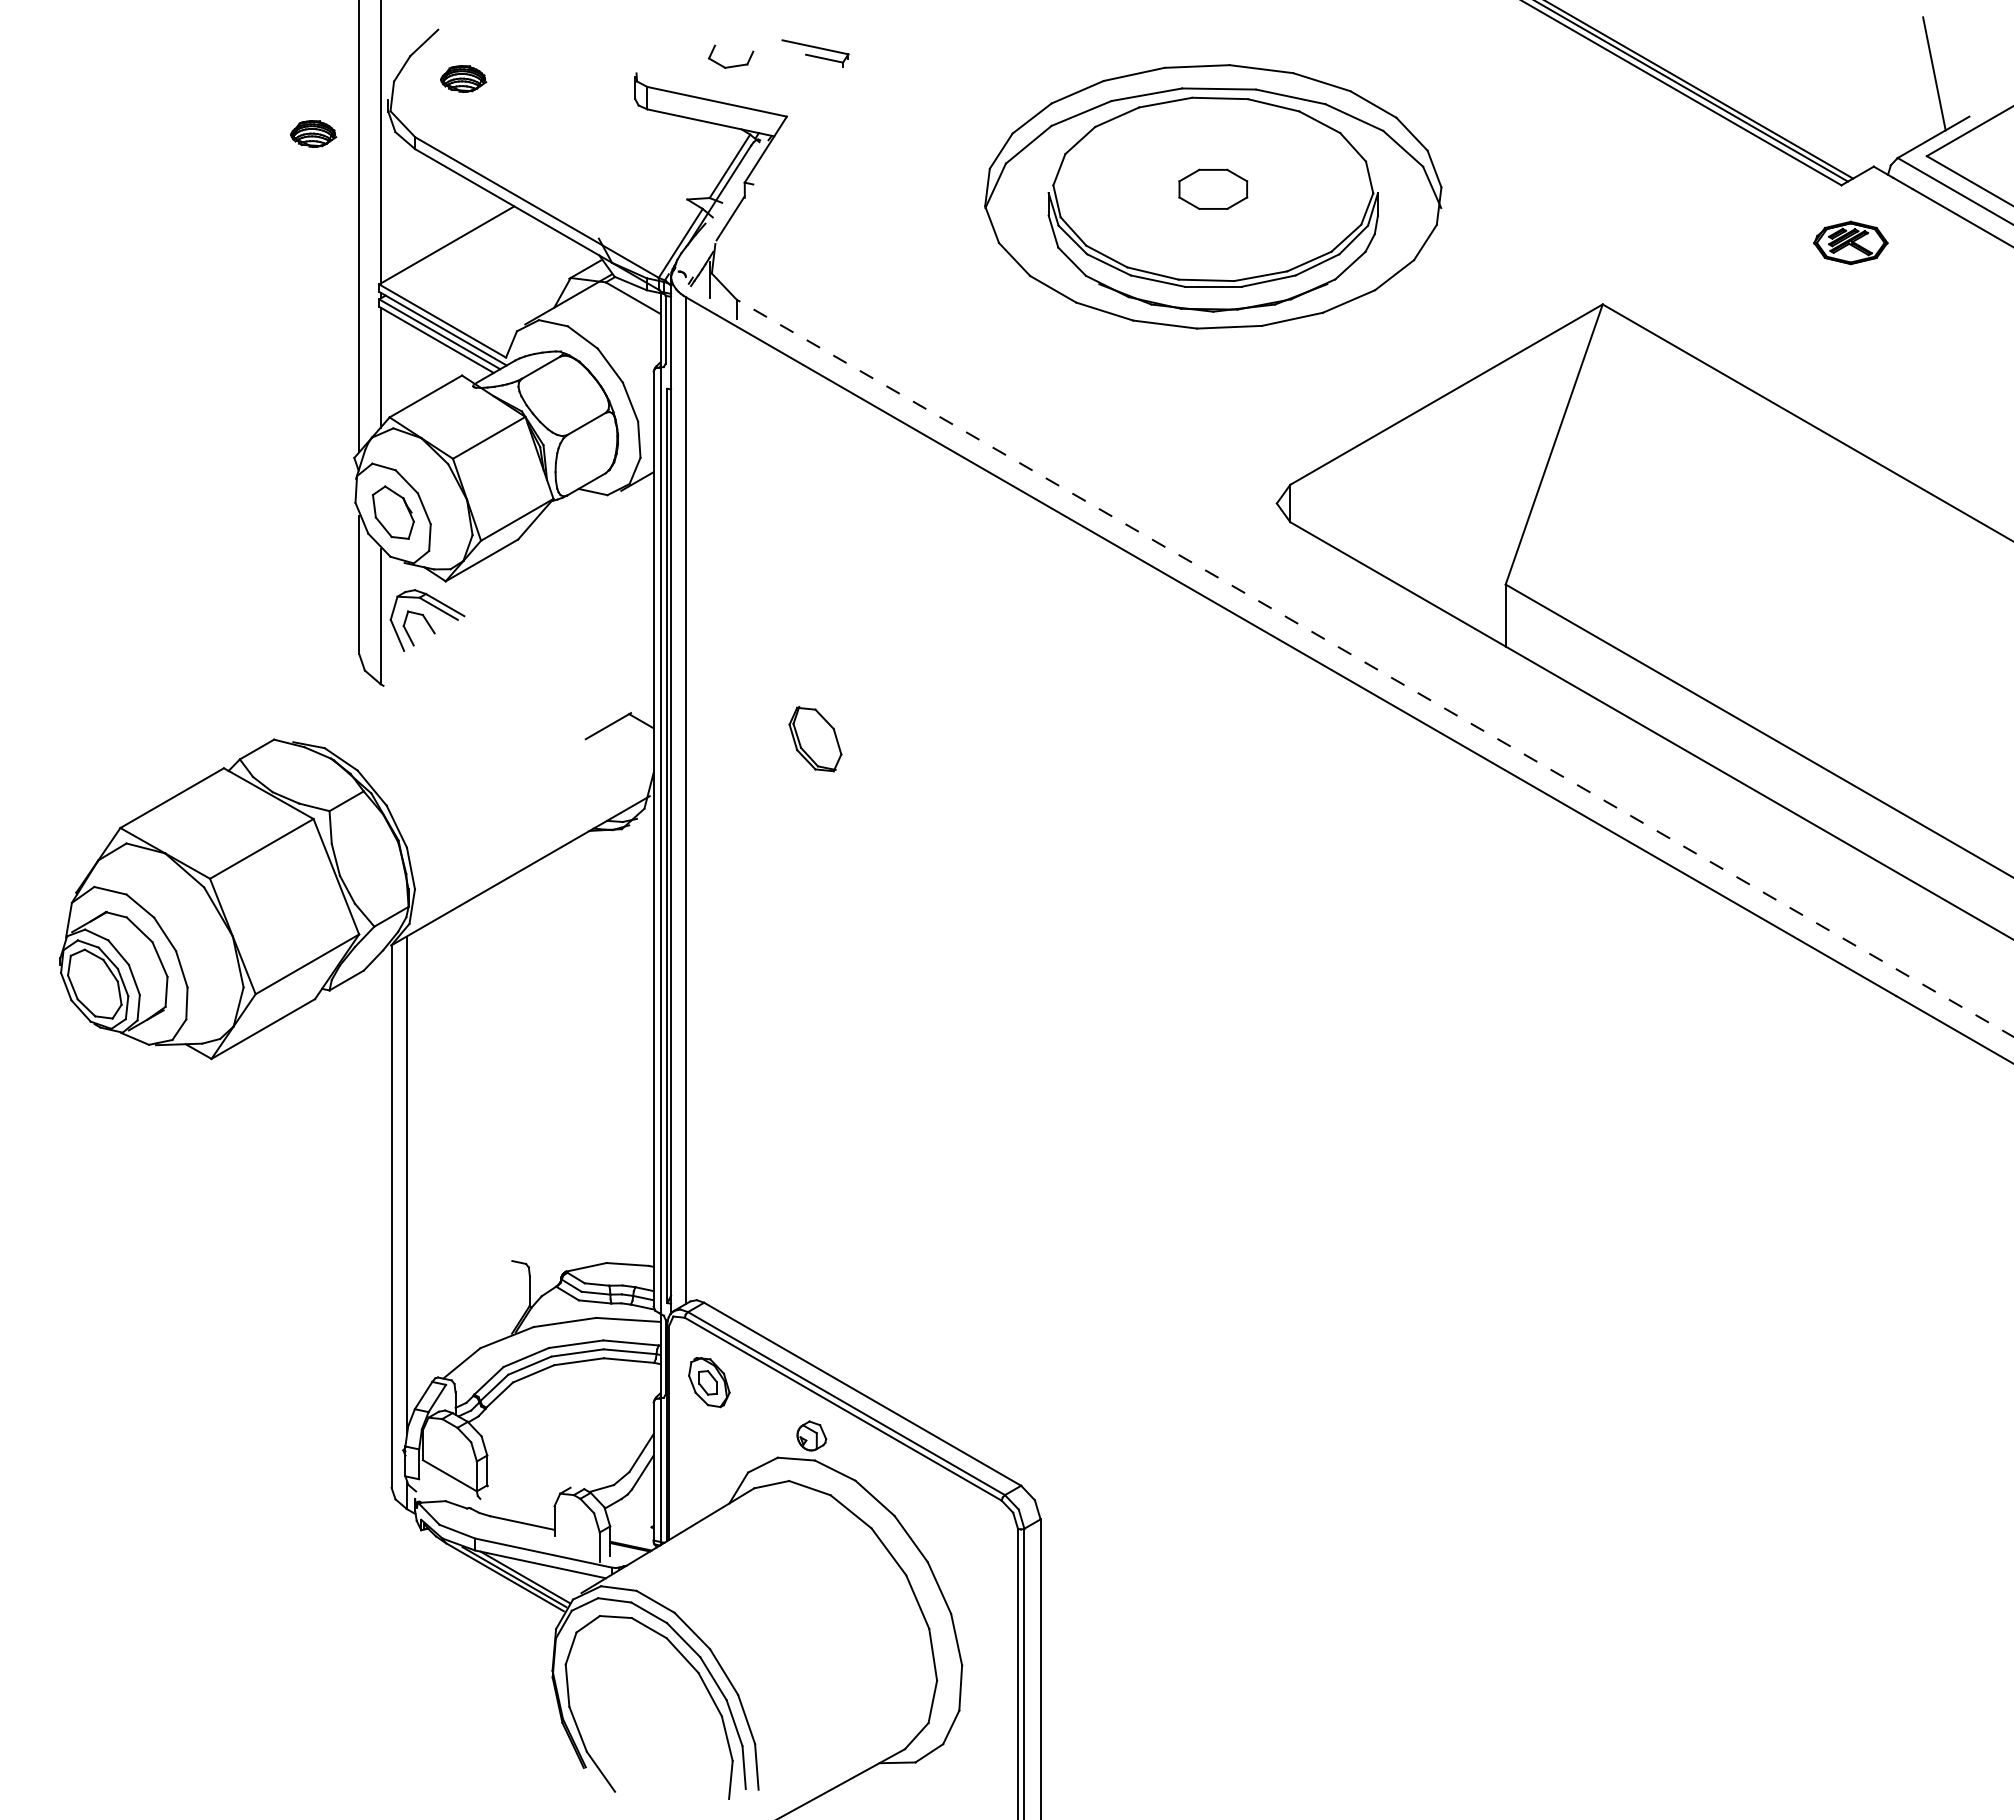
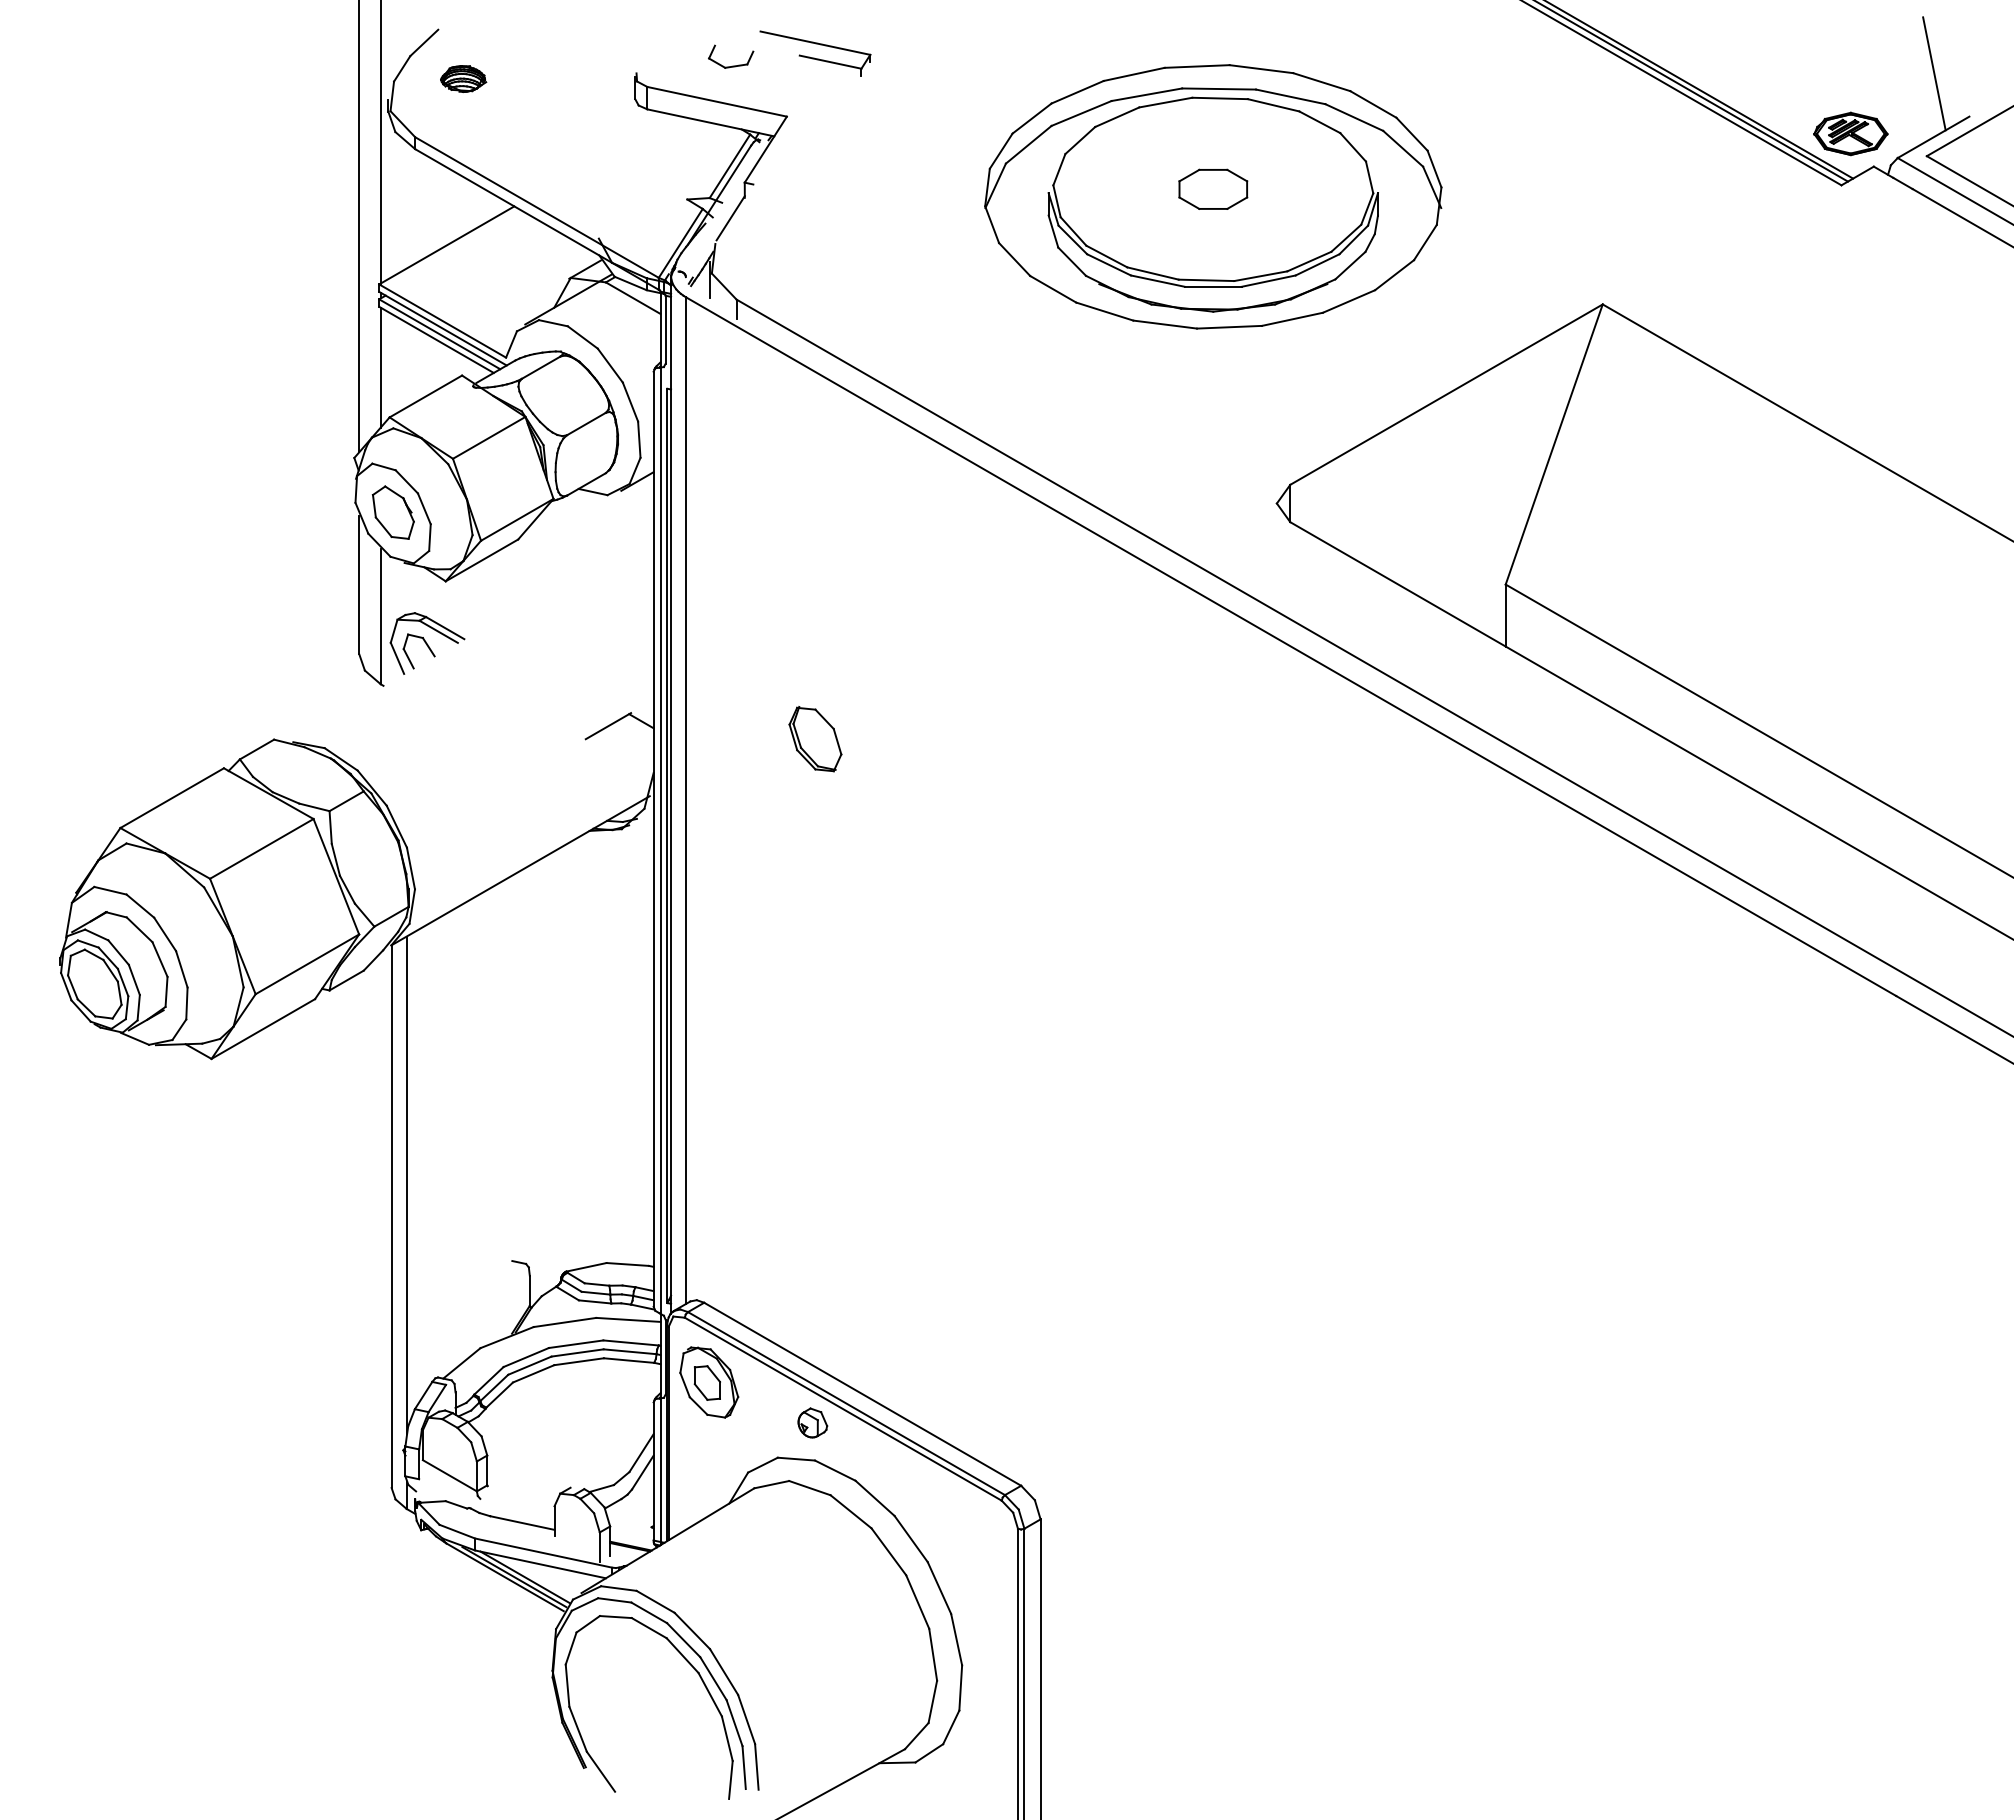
part size: 69x29 px -> 113x47 px (815, 53)
part: present -> none (313, 133)
part position: (1850, 242) -> (1850, 133) (1850, 133)
part position: (427, 620) -> (427, 643) (427, 643)
line: dashed -> solid (1374, 667)
part size: 43x52 px -> 61x73 px (709, 1382)
part position: (811, 1435) -> (812, 1422) (812, 1422)
